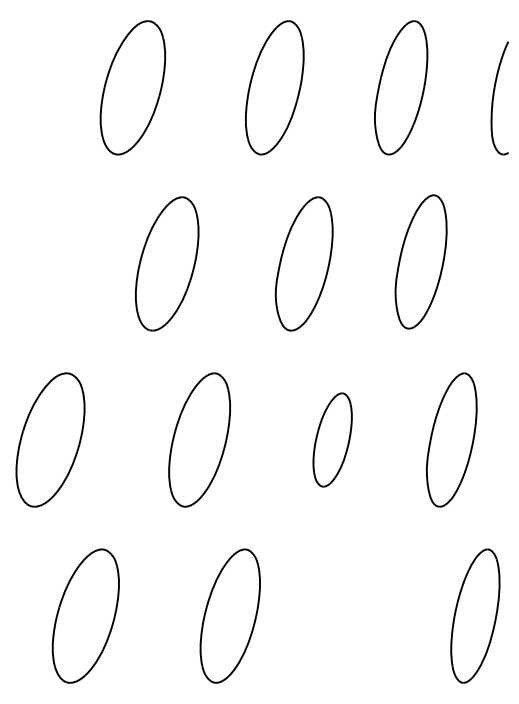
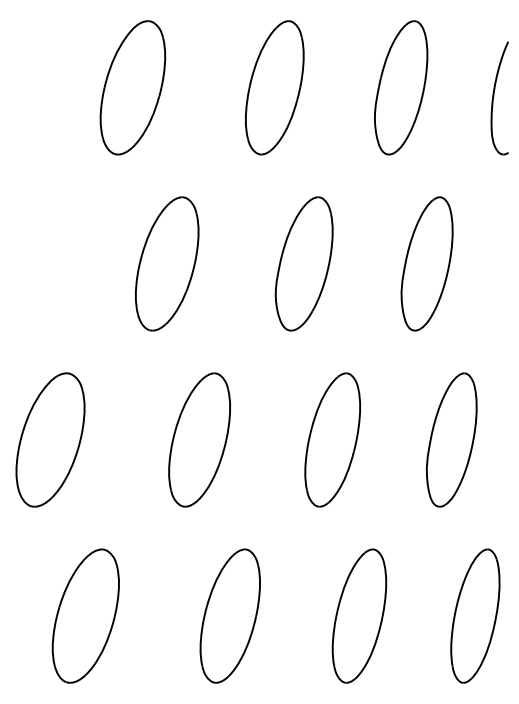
part position: (420, 261) -> (426, 263) (426, 263)
part size: 41x96 px -> 57x136 px (332, 439)
part: none -> present (359, 615)
